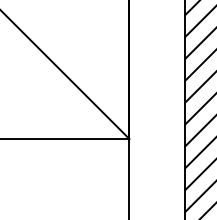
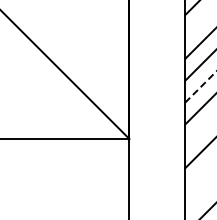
line: present -> none (199, 22)
line: solid -> dashed (201, 86)
line: present -> none (199, 131)
line: present -> none (199, 175)
line: present -> none (199, 197)
